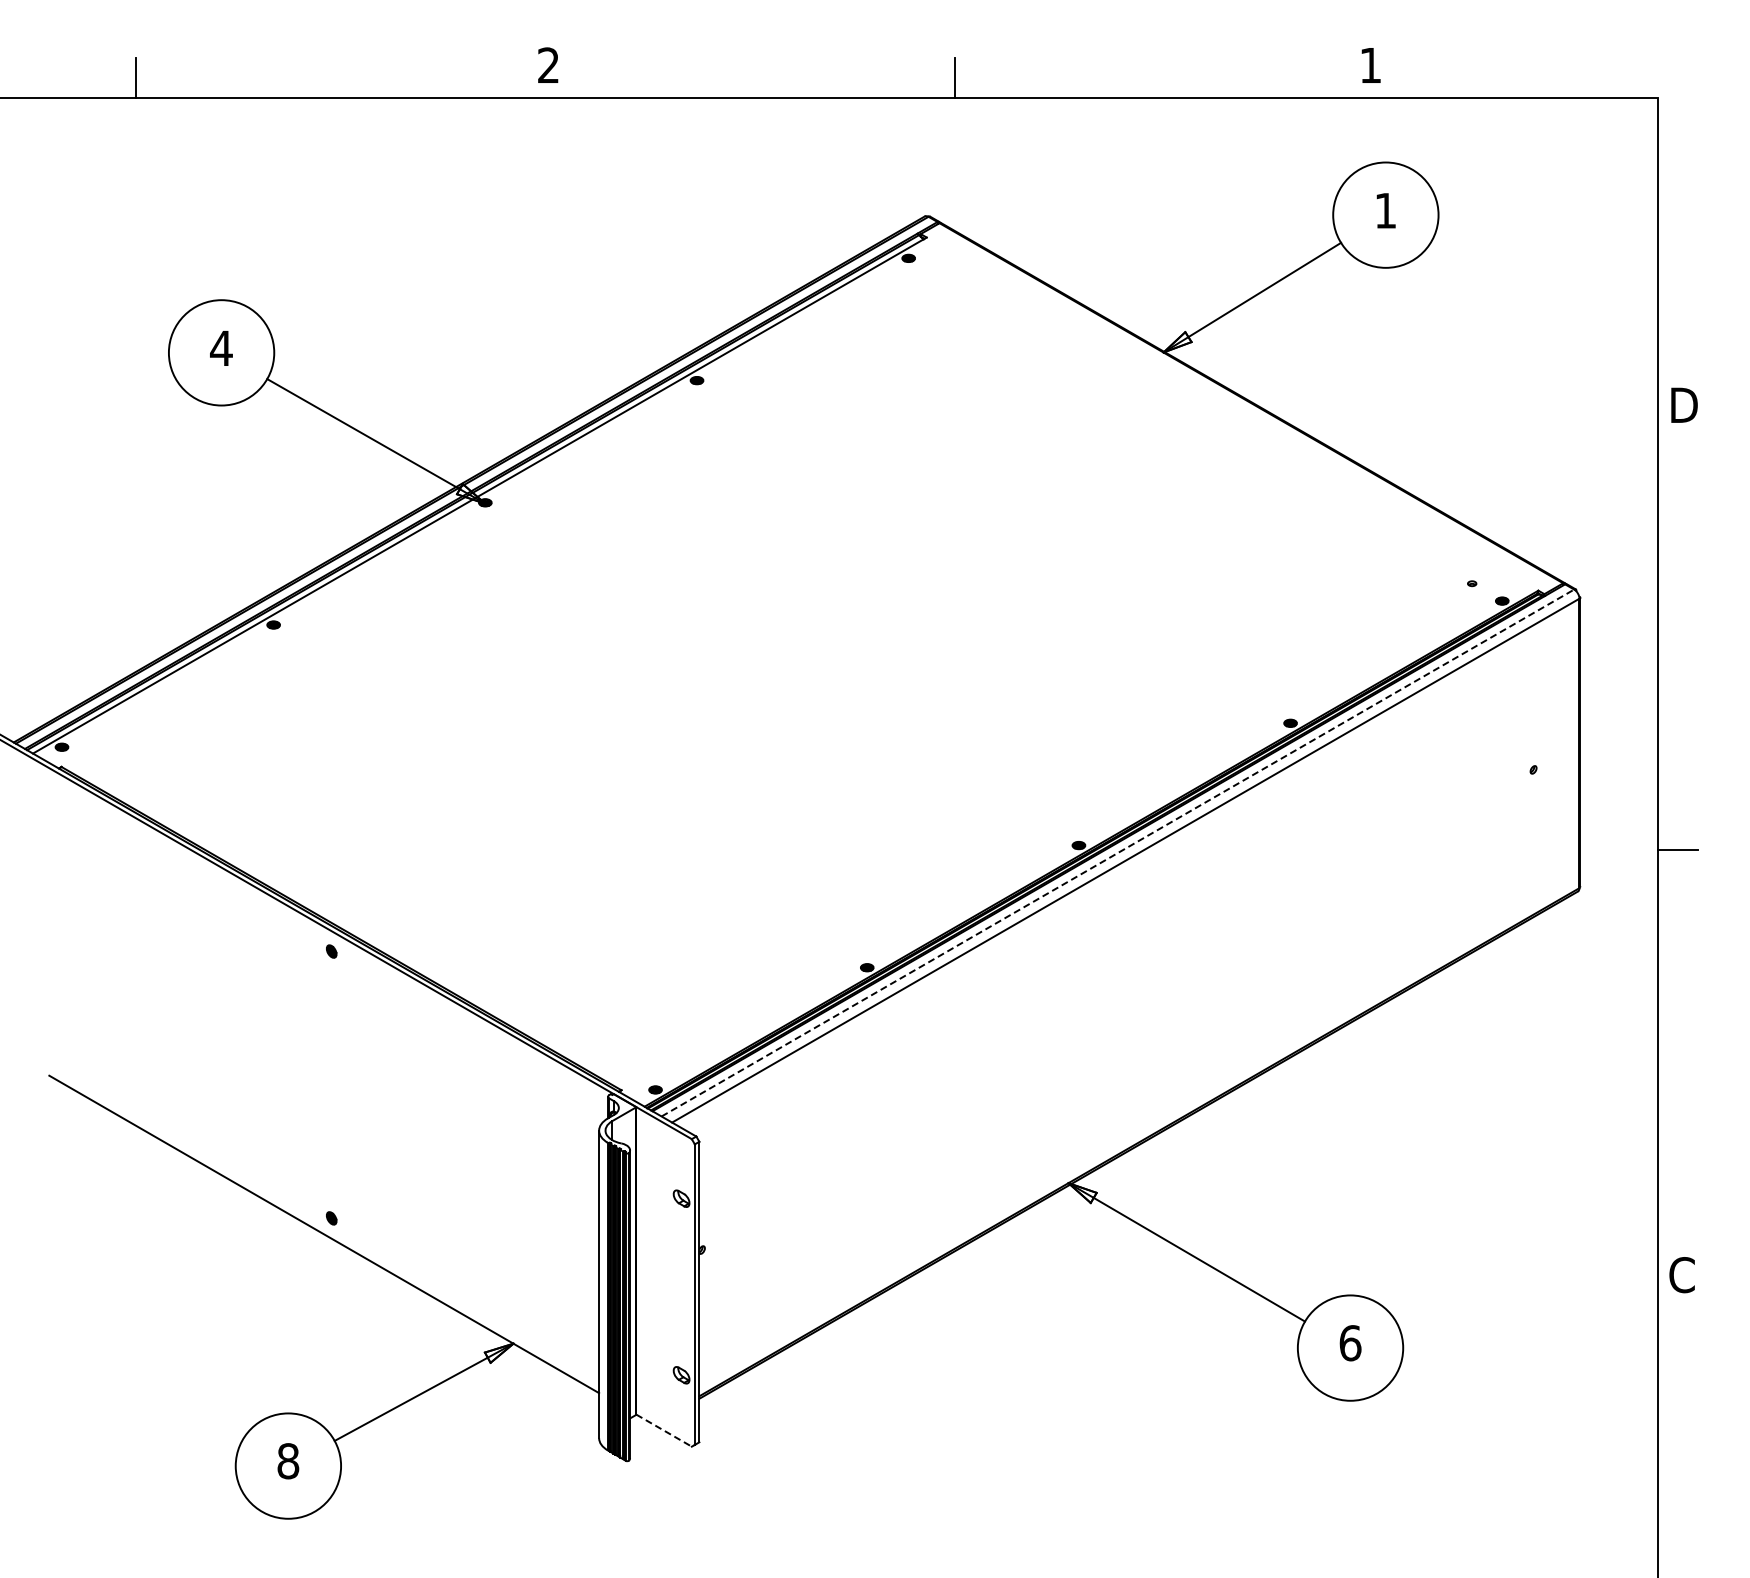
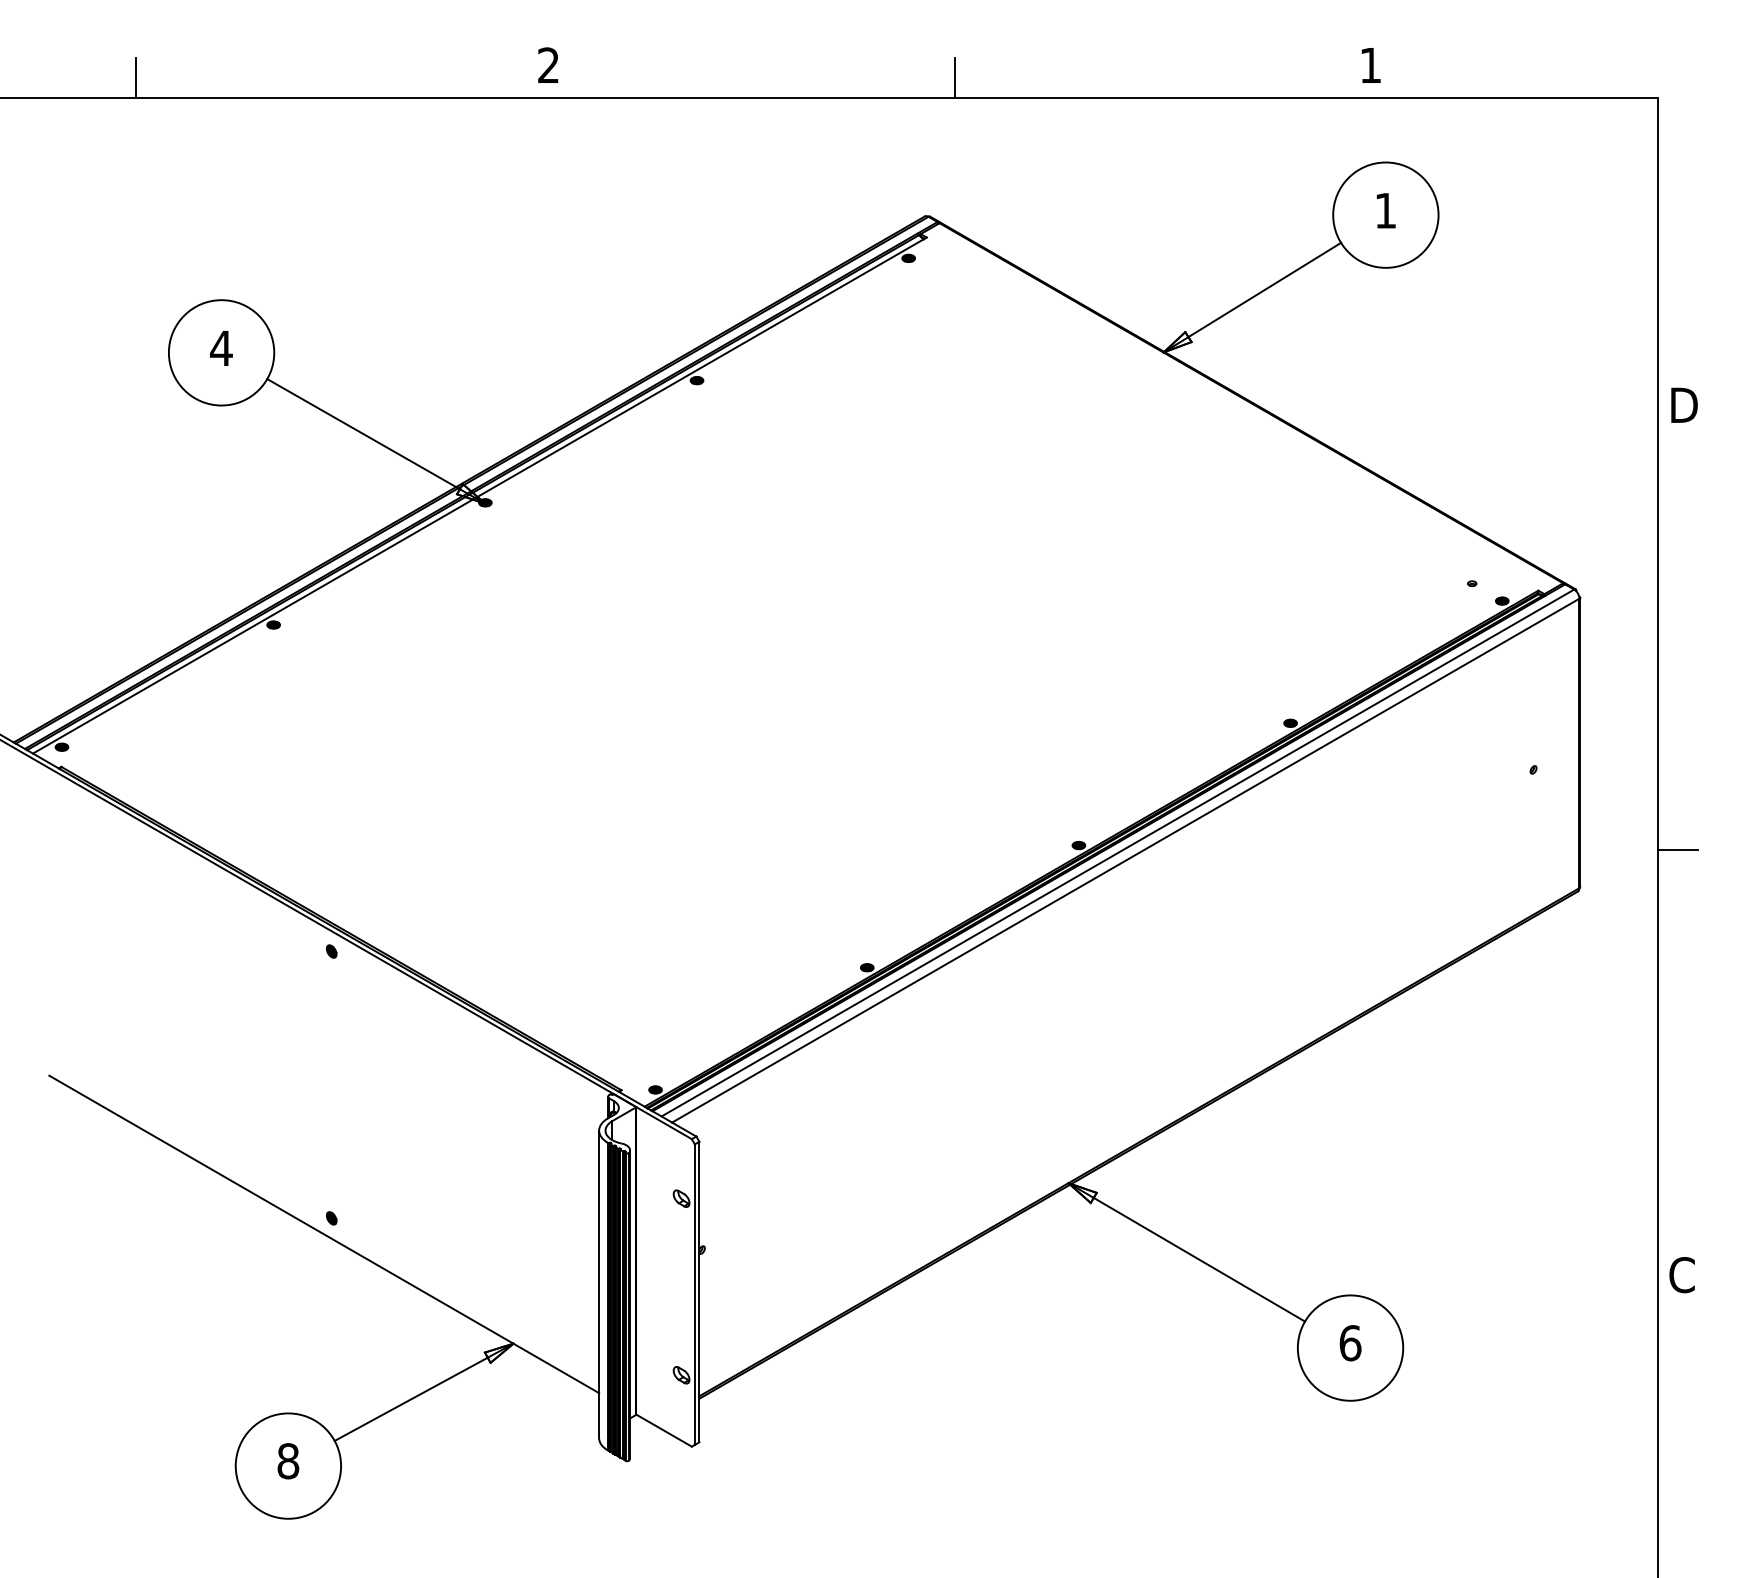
line: dashed -> solid (1117, 853)
line: dashed -> solid (664, 1430)
